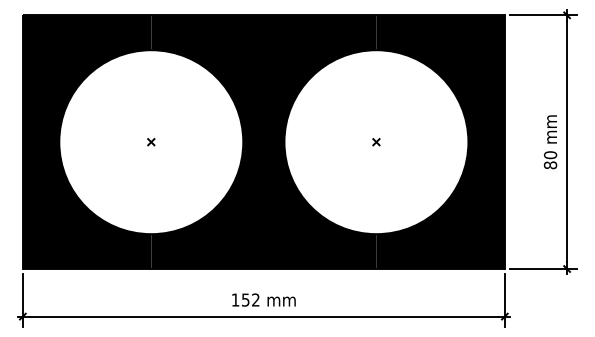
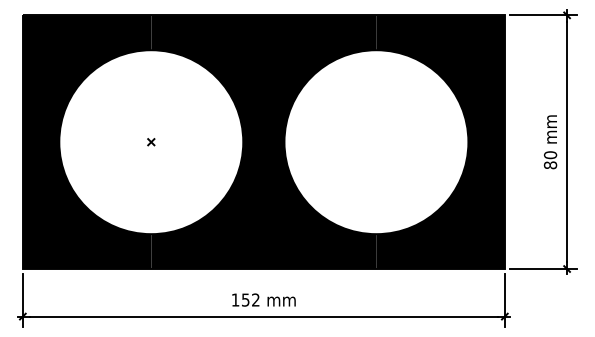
part: present -> none (376, 142)
